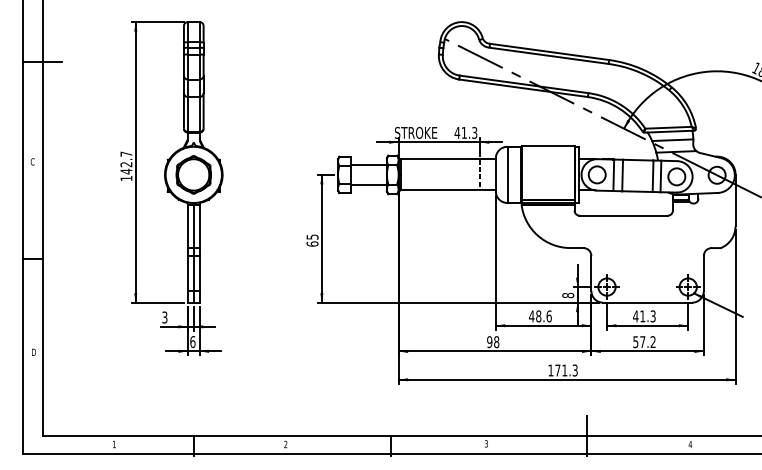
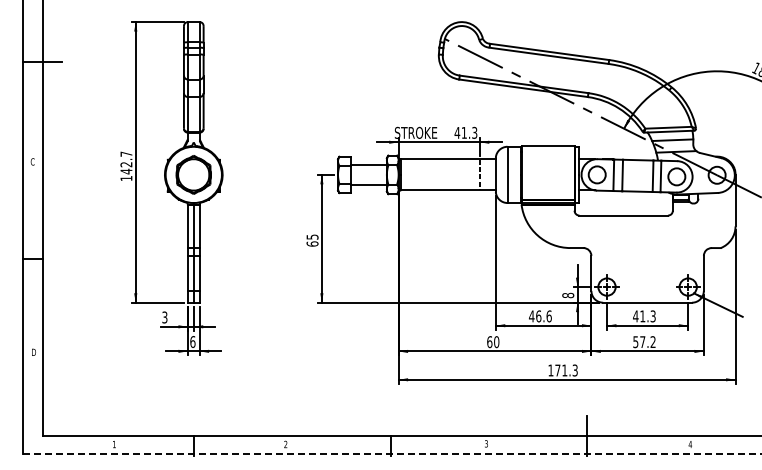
text: 48.6 -> 46.6 (538, 316)
text: 98 -> 60 (493, 342)
line: solid -> dashed (392, 454)
